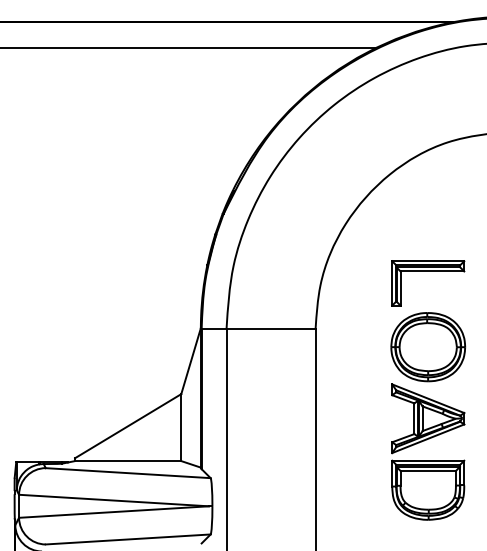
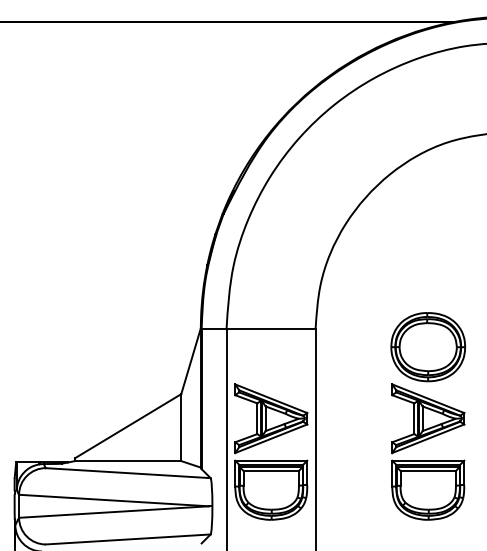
line: present -> none (188, 48)
part: present -> none (428, 271)
part: none -> present (271, 460)
